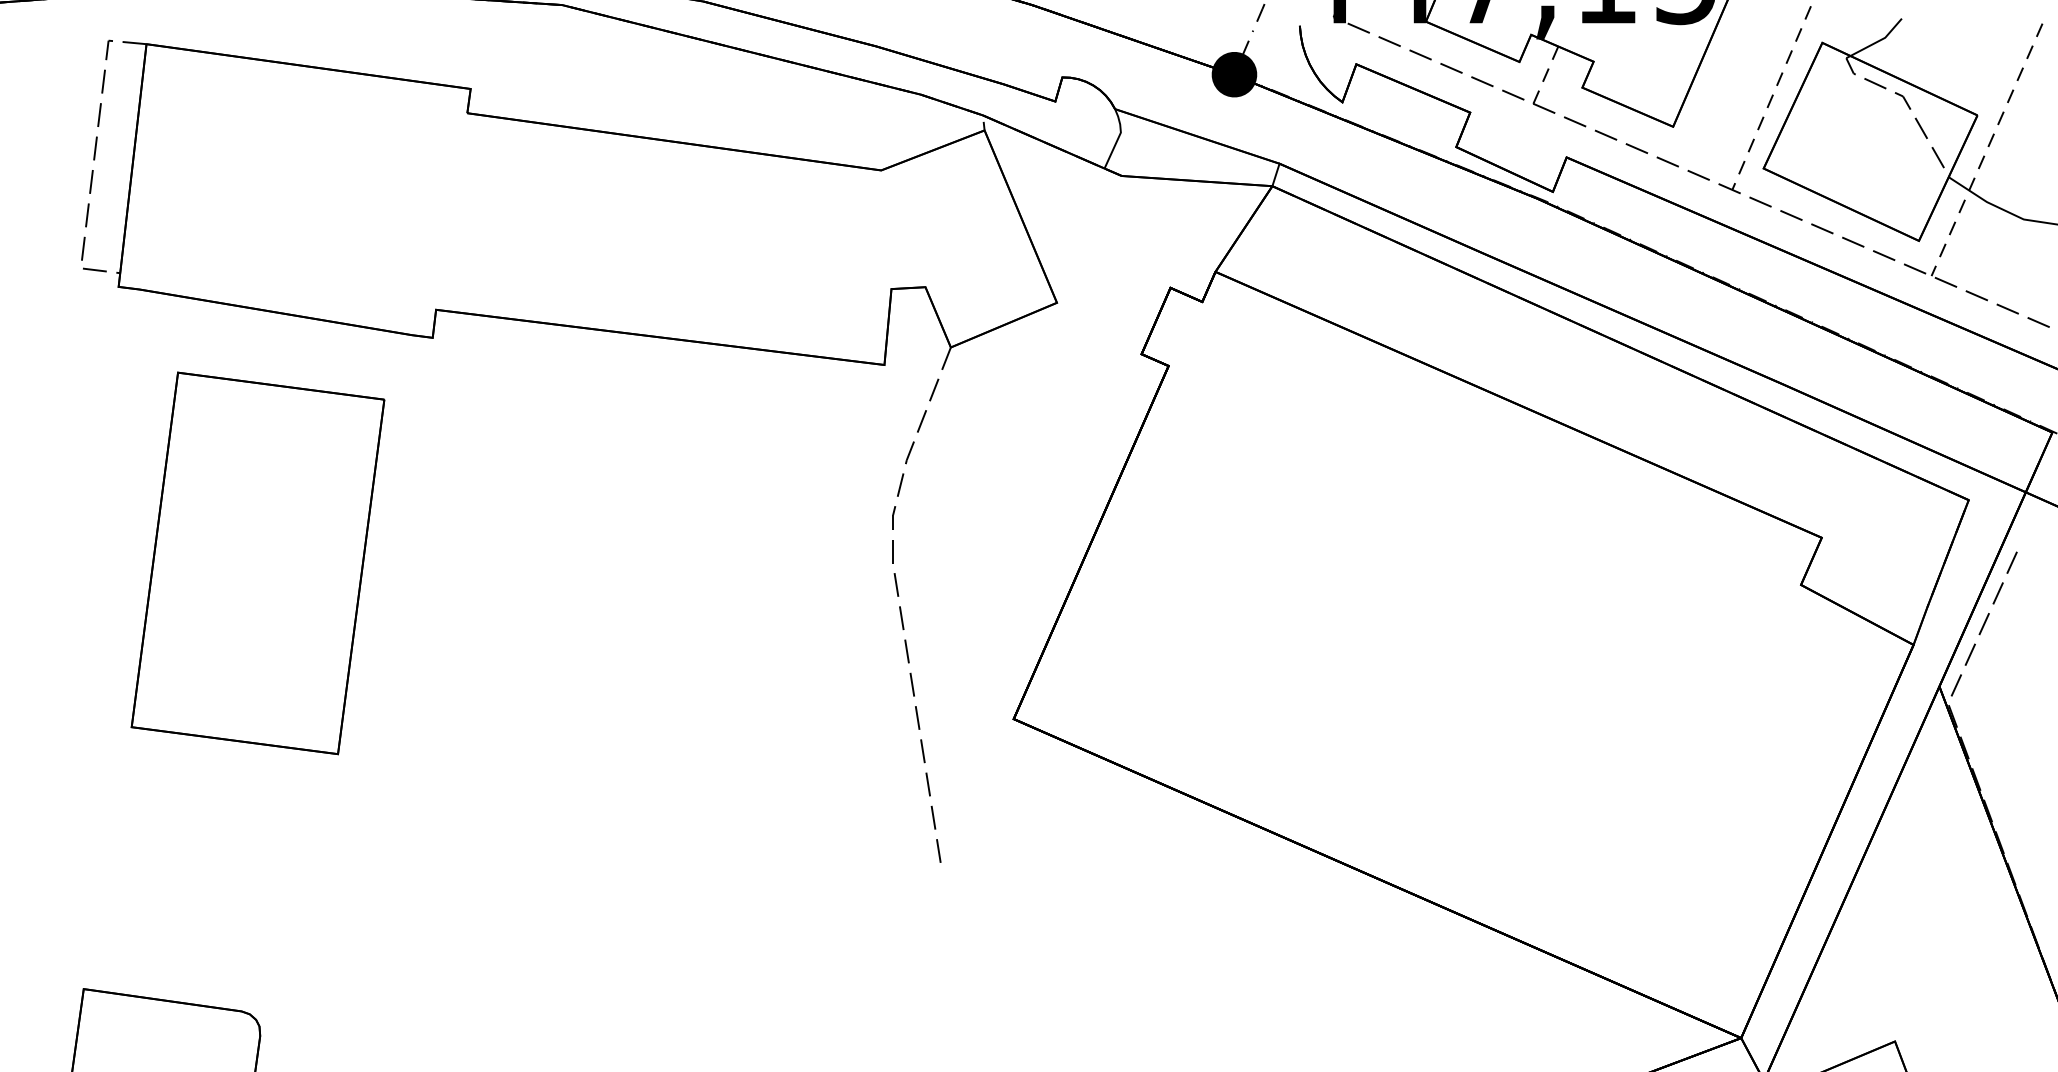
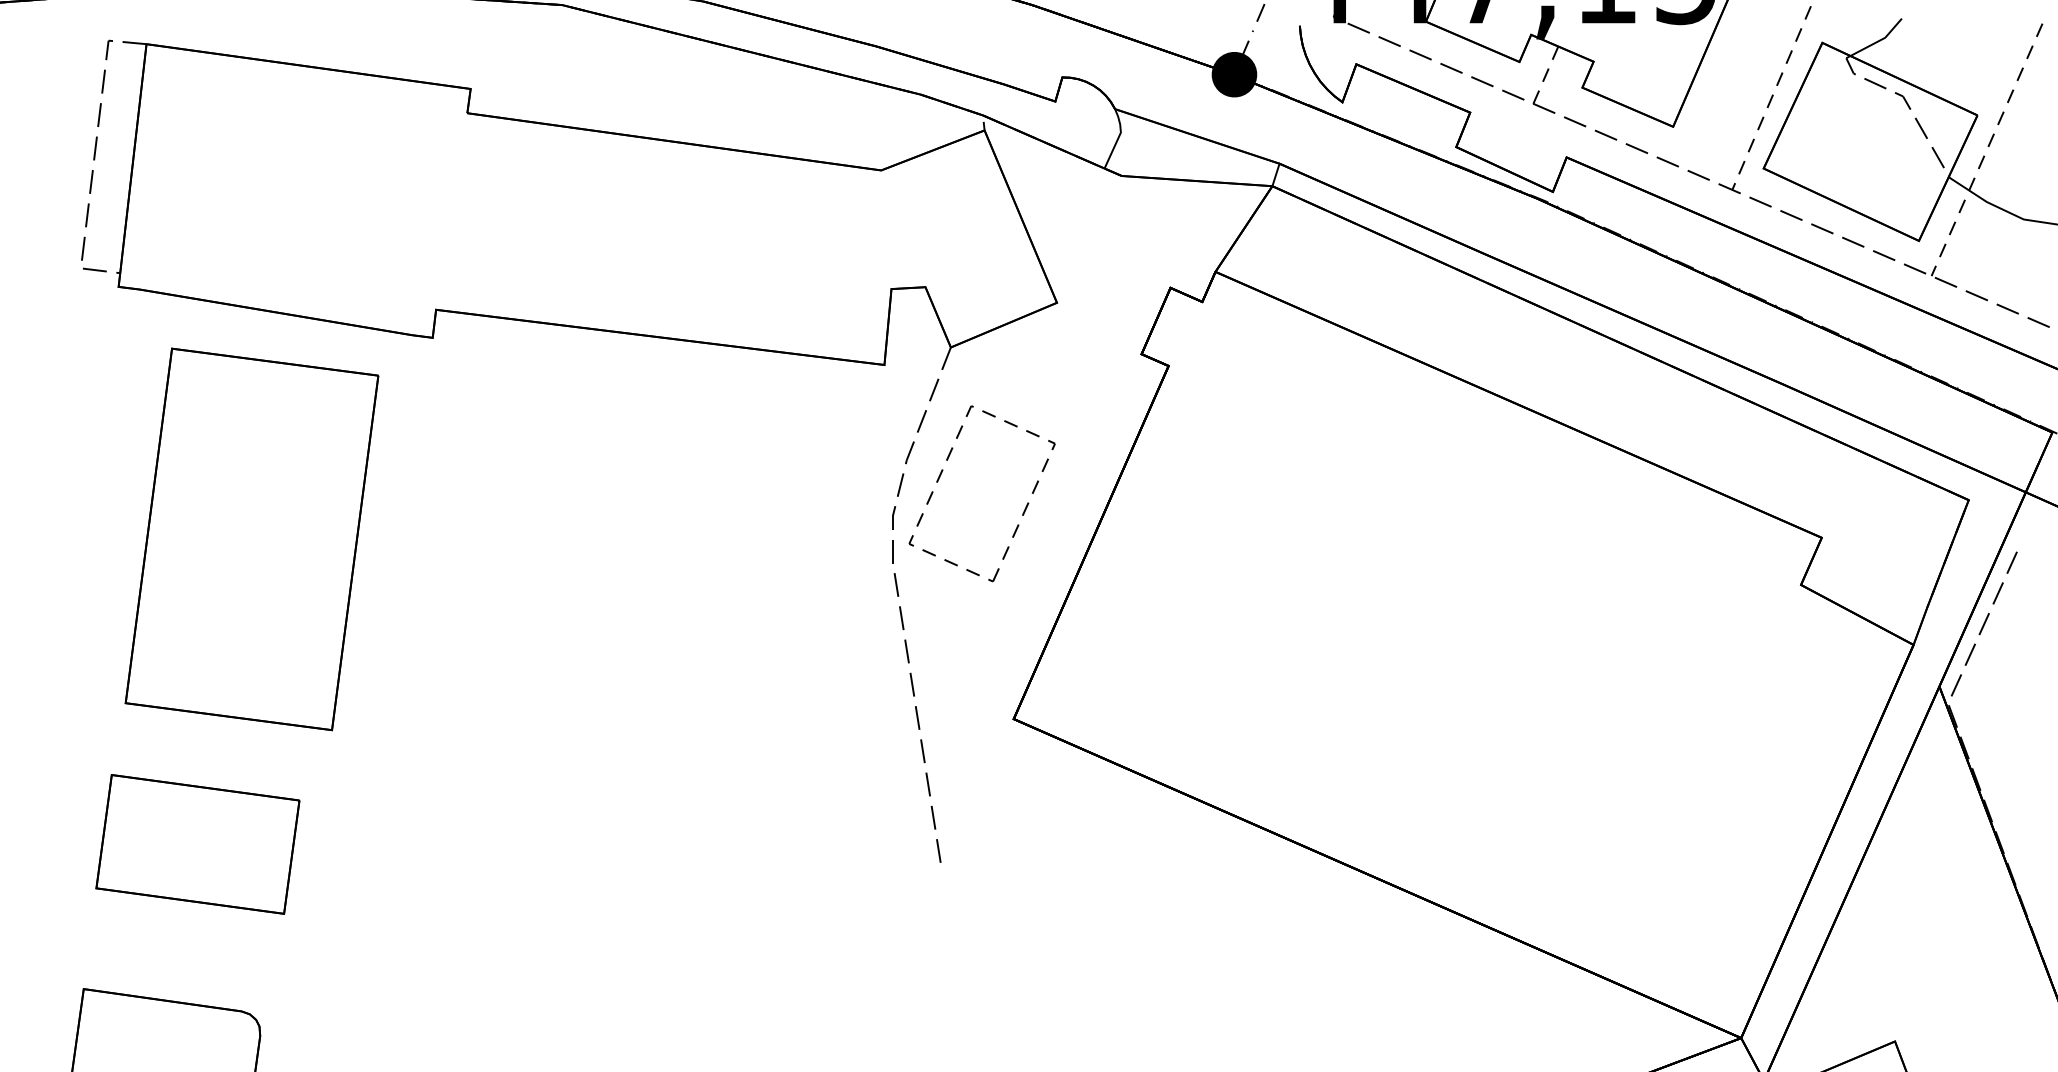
part: none -> present (941, 475)
part position: (257, 563) -> (251, 539) (251, 539)
part: none -> present (197, 844)
